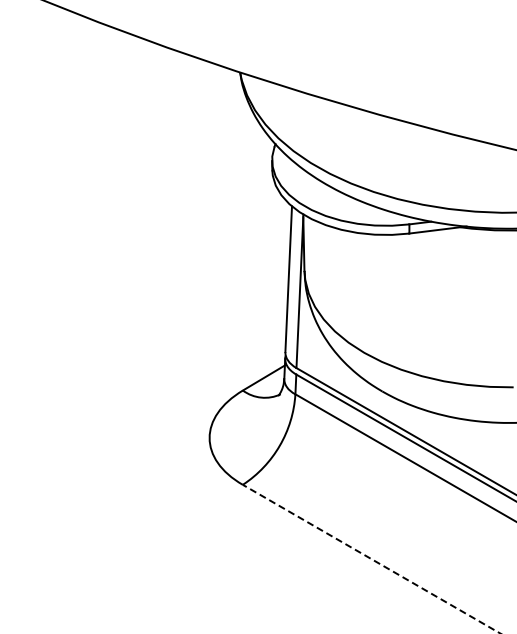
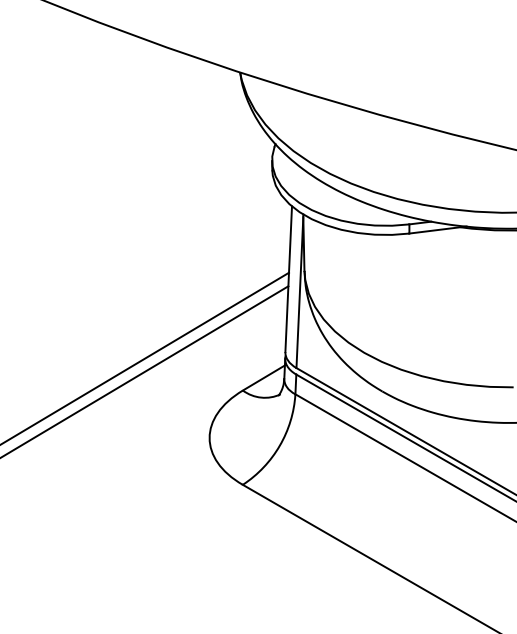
line: none -> present (145, 357)
line: none -> present (145, 371)
line: dashed -> solid (371, 559)
